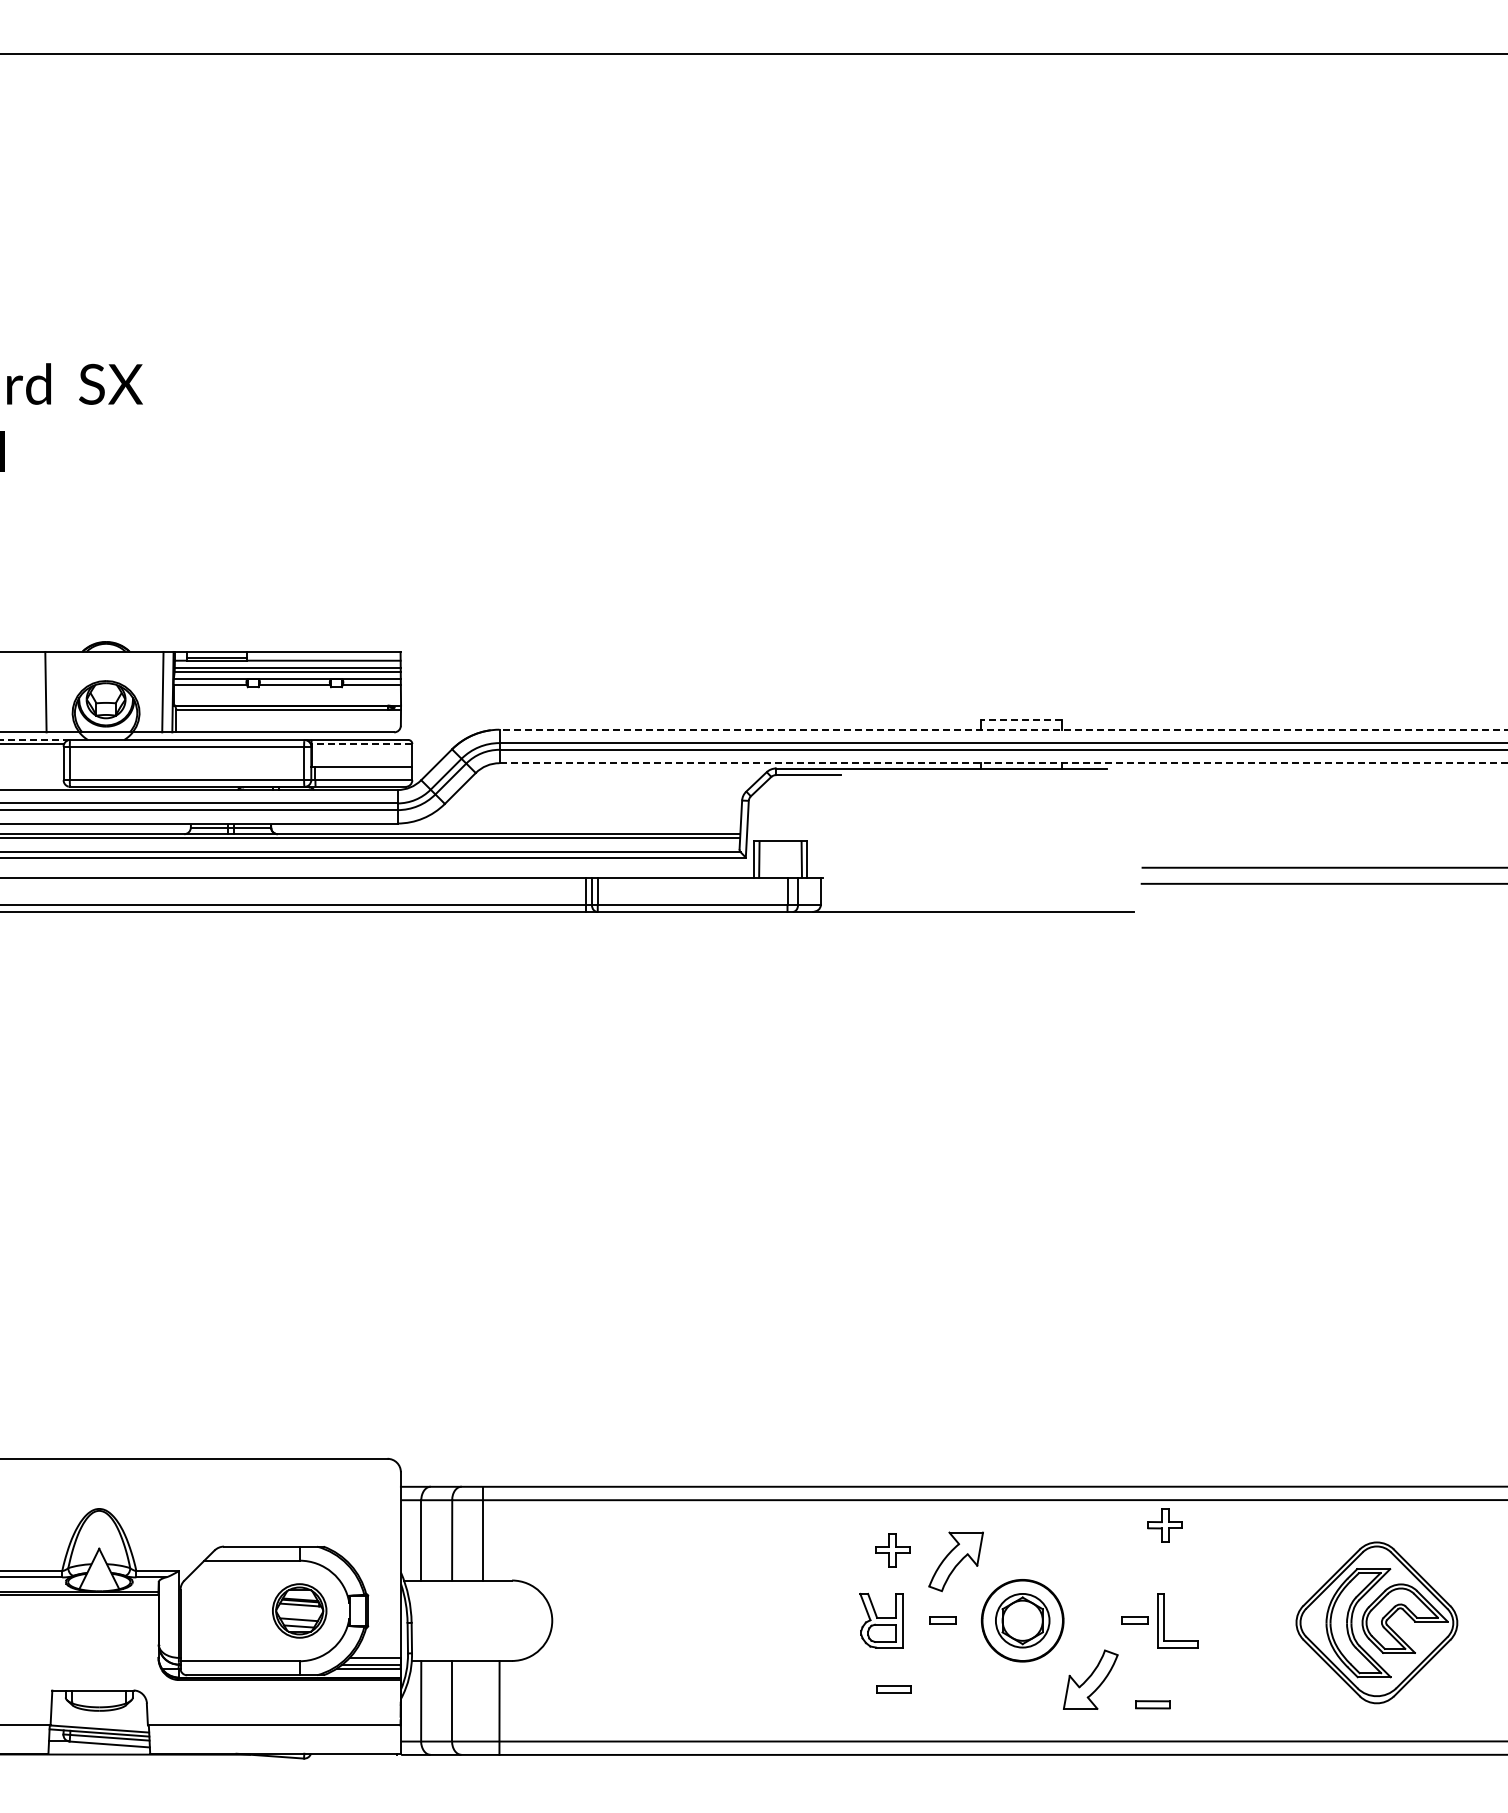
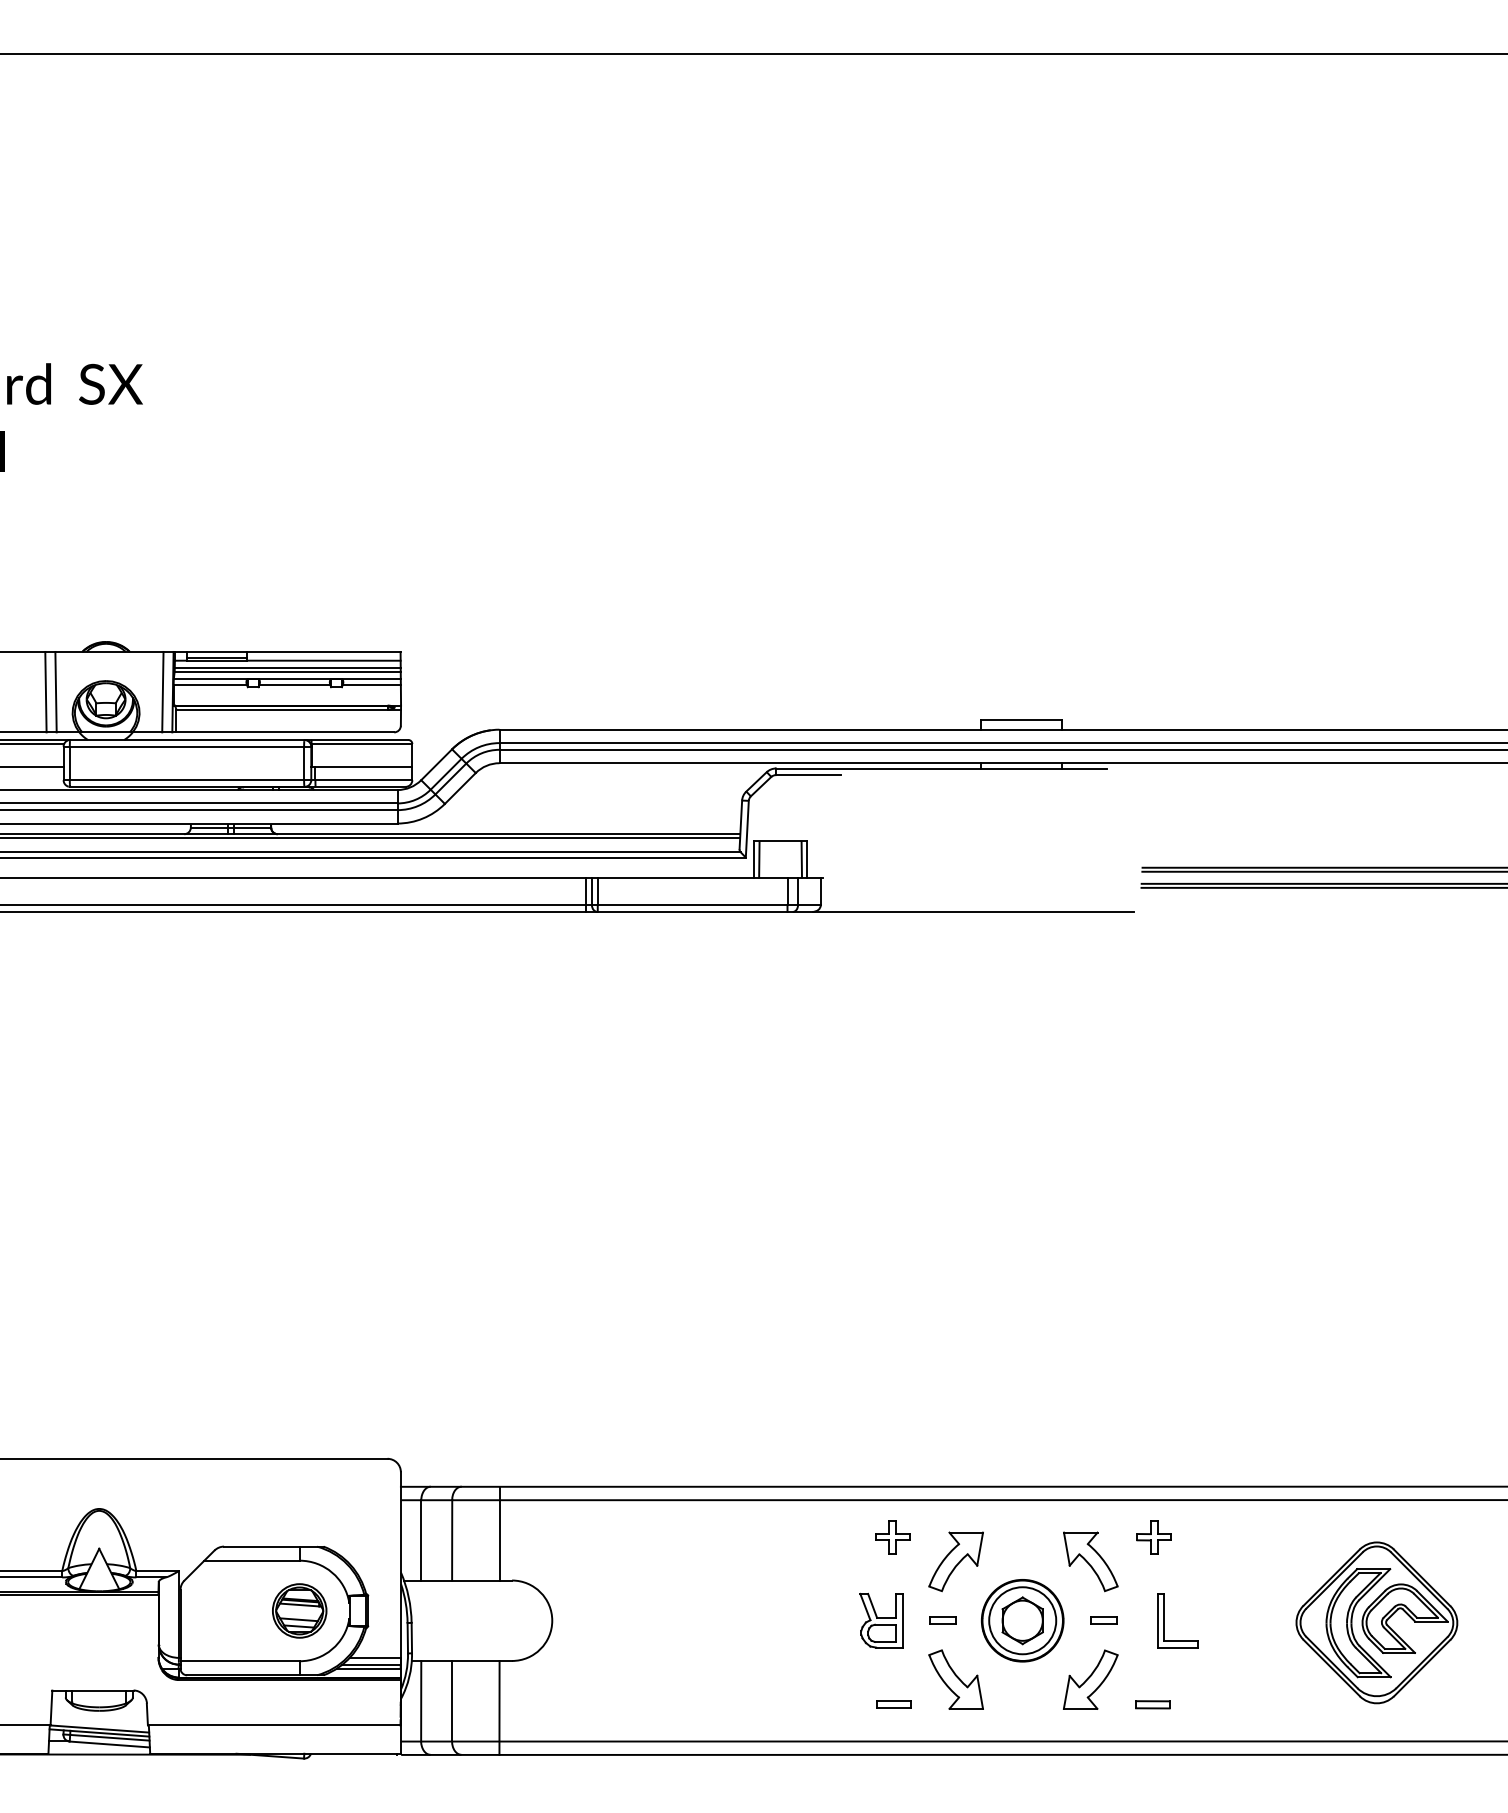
line: none -> present (55, 691)
line: dashed -> solid (1020, 720)
line: dashed -> solid (1003, 729)
line: dashed -> solid (35, 739)
line: dashed -> solid (361, 744)
line: dashed -> solid (1004, 763)
line: none -> present (32, 766)
line: none -> present (1323, 871)
line: none -> present (1322, 887)
part position: (1164, 1525) -> (1153, 1537) (1153, 1537)
line position: (482, 1533) -> (499, 1533) (499, 1533)
part position: (892, 1550) -> (892, 1537) (892, 1537)
part: none -> present (1090, 1561)
circle diameter: 54 px -> 67 px (1022, 1620)
part position: (1134, 1620) -> (1103, 1620) (1103, 1620)
part: none -> present (955, 1679)
part position: (893, 1689) -> (893, 1704) (893, 1704)
